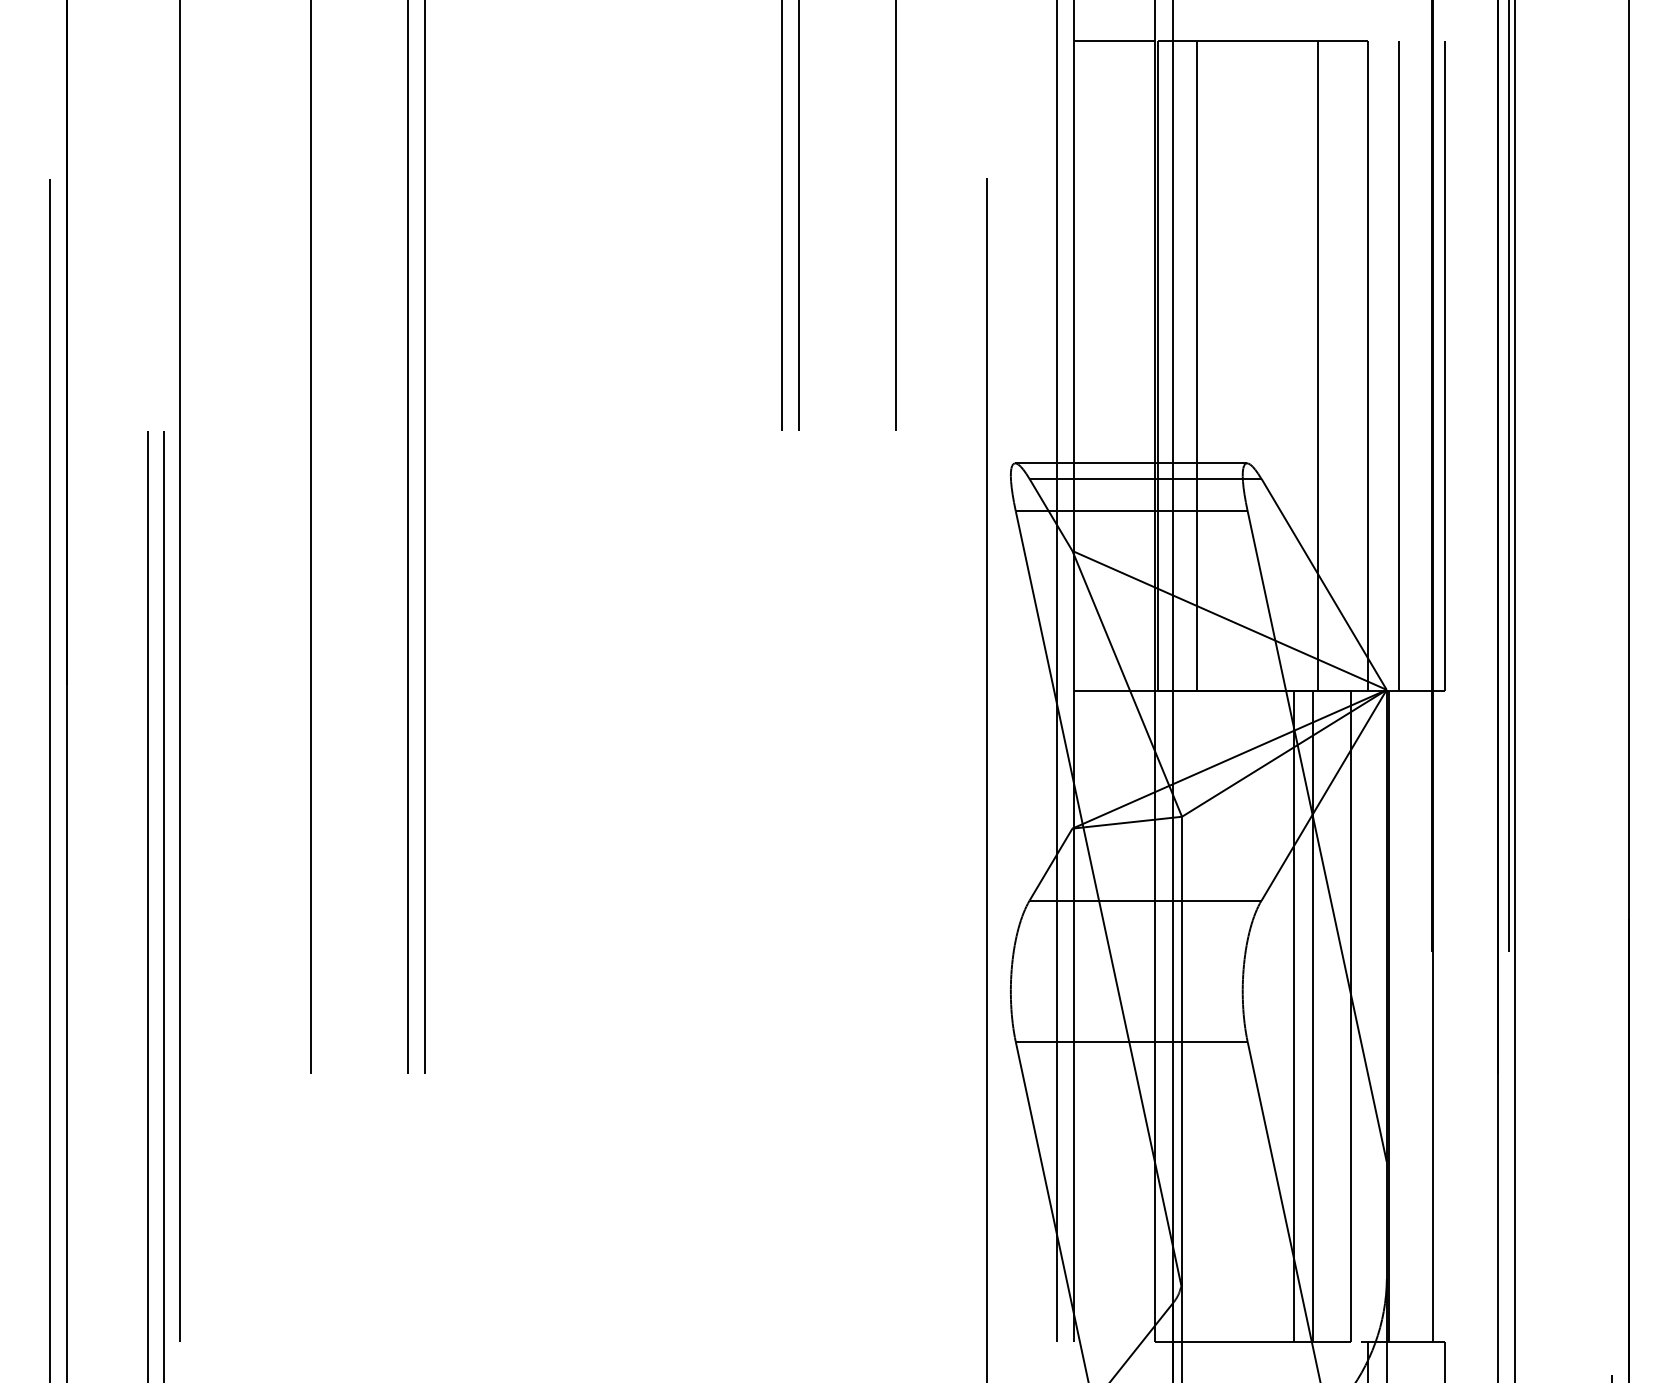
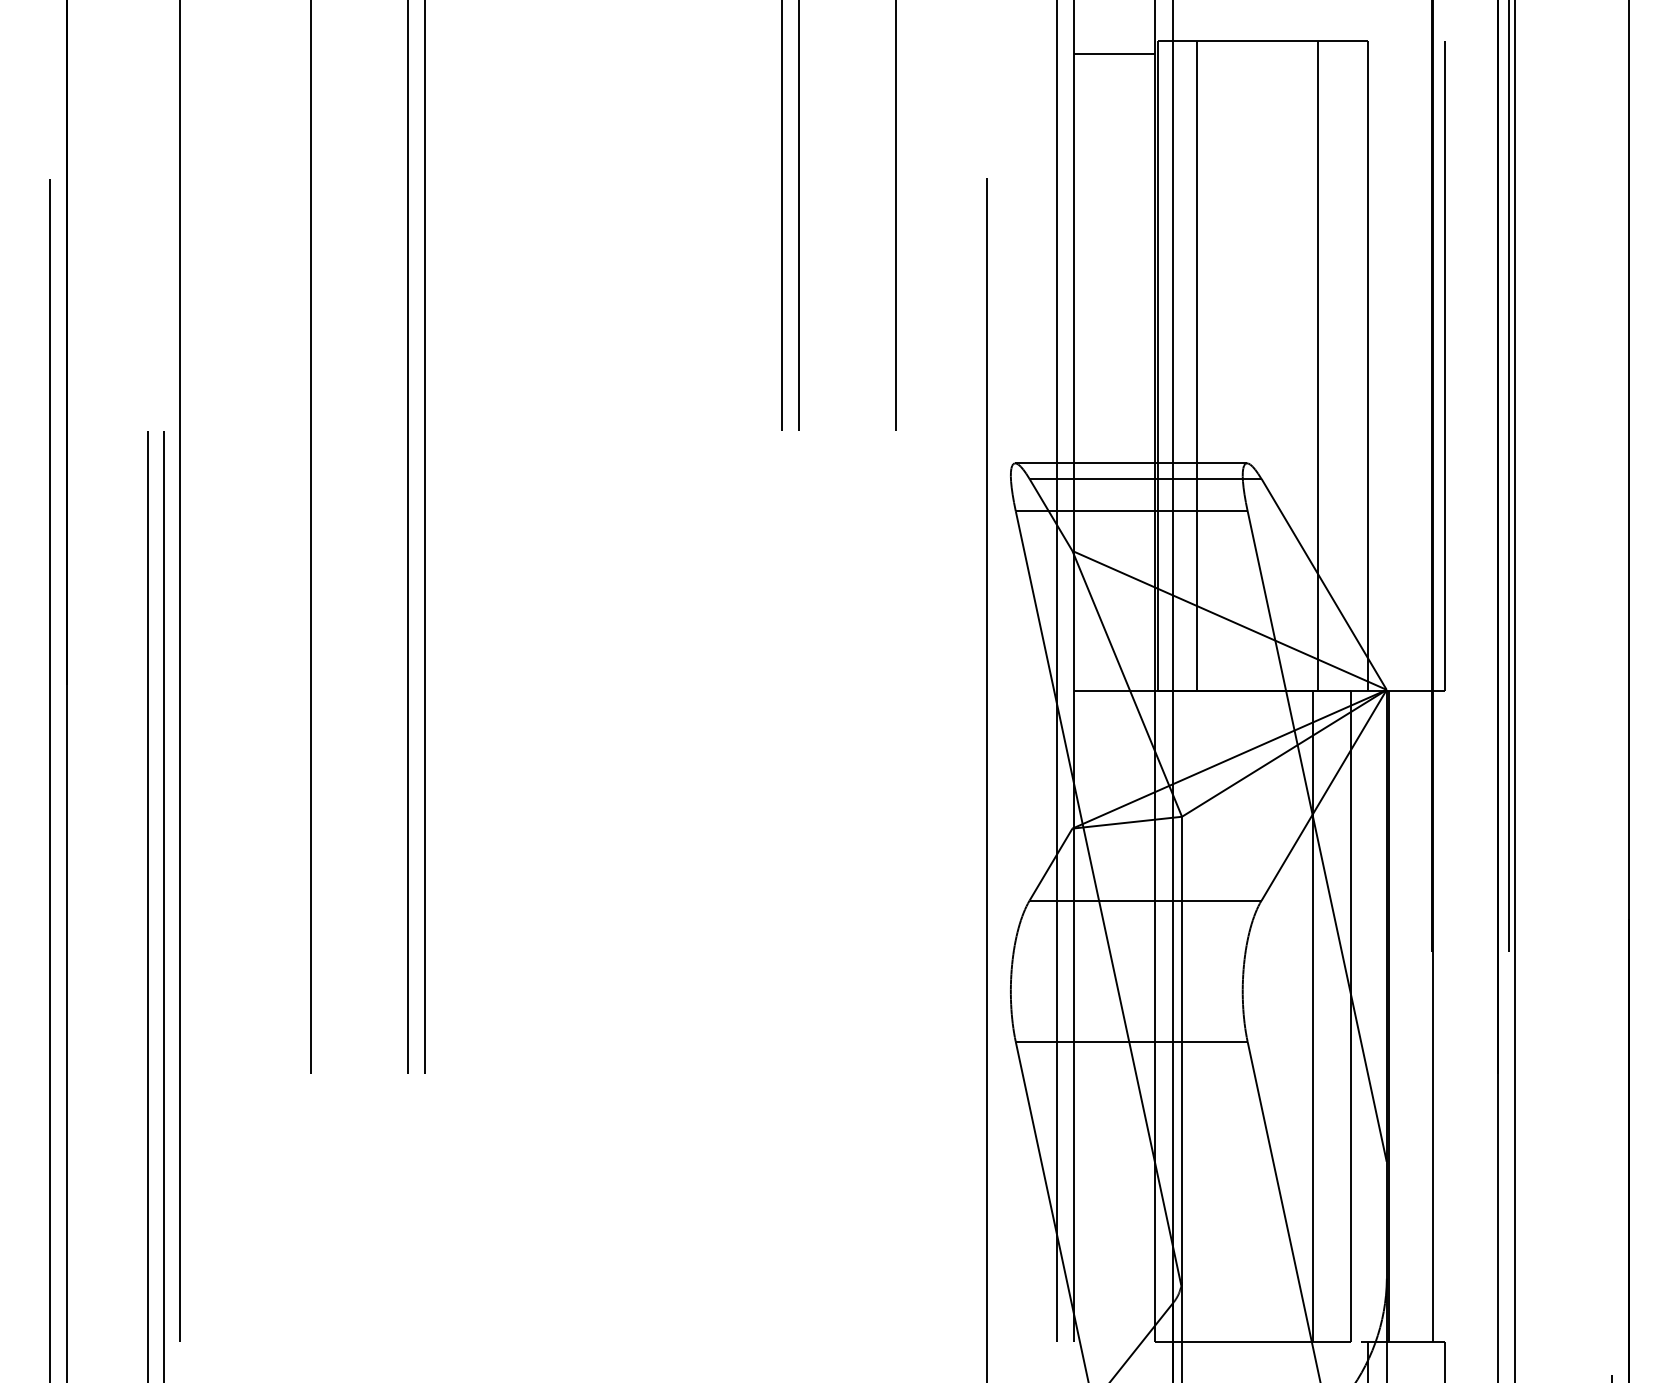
line position: (1114, 41) -> (1114, 54) (1114, 54)
line: present -> none (1398, 366)
line: present -> none (1293, 1016)
